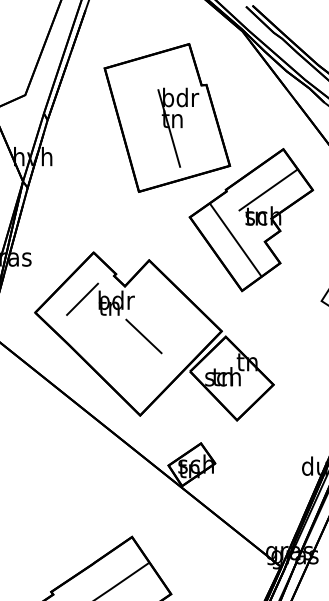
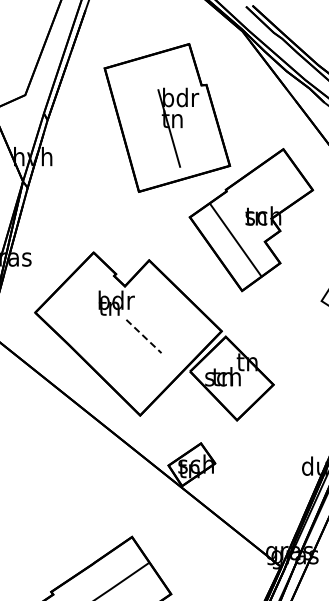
line: present -> none (268, 189)
line: present -> none (82, 298)
line: solid -> dashed (144, 336)
